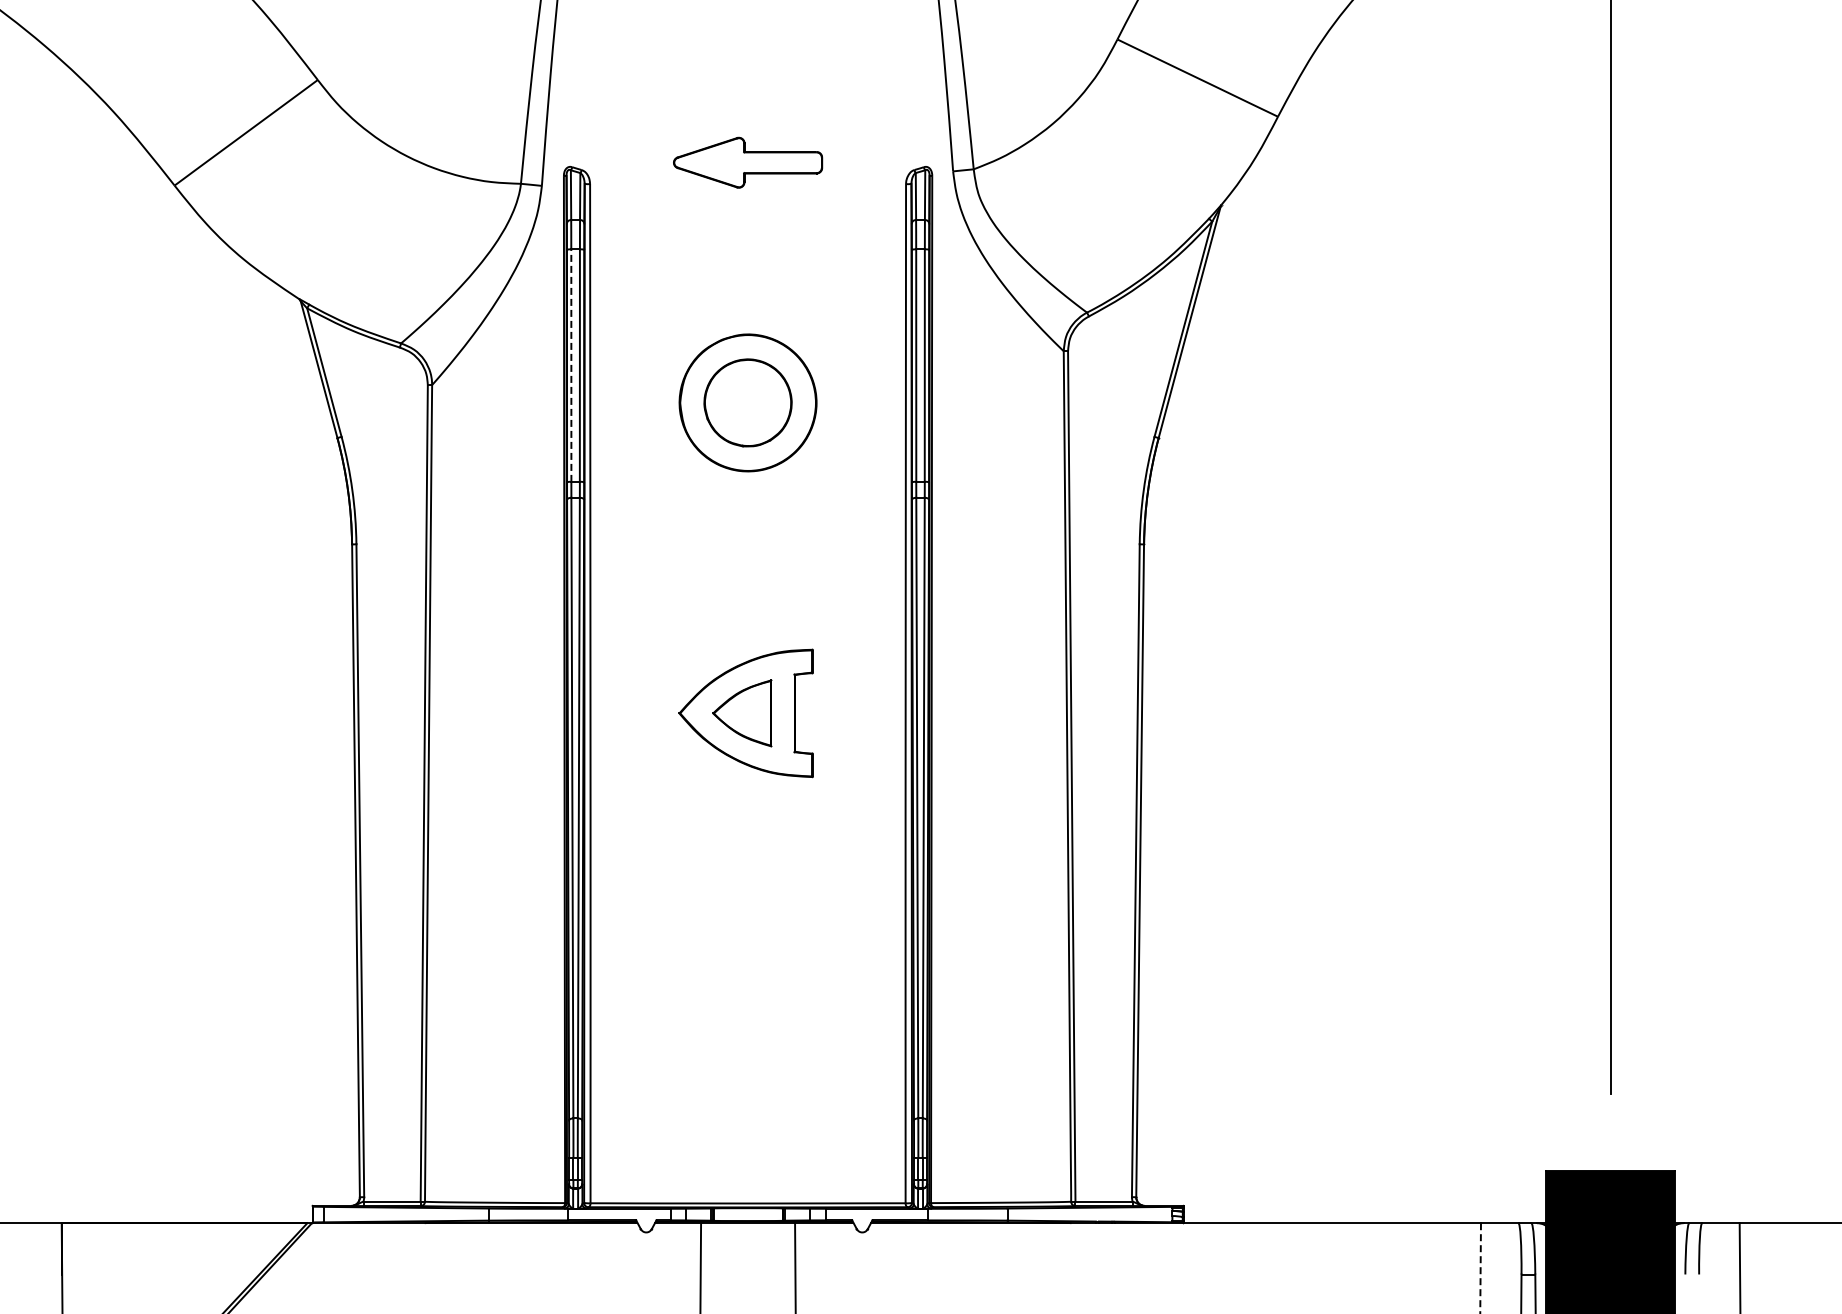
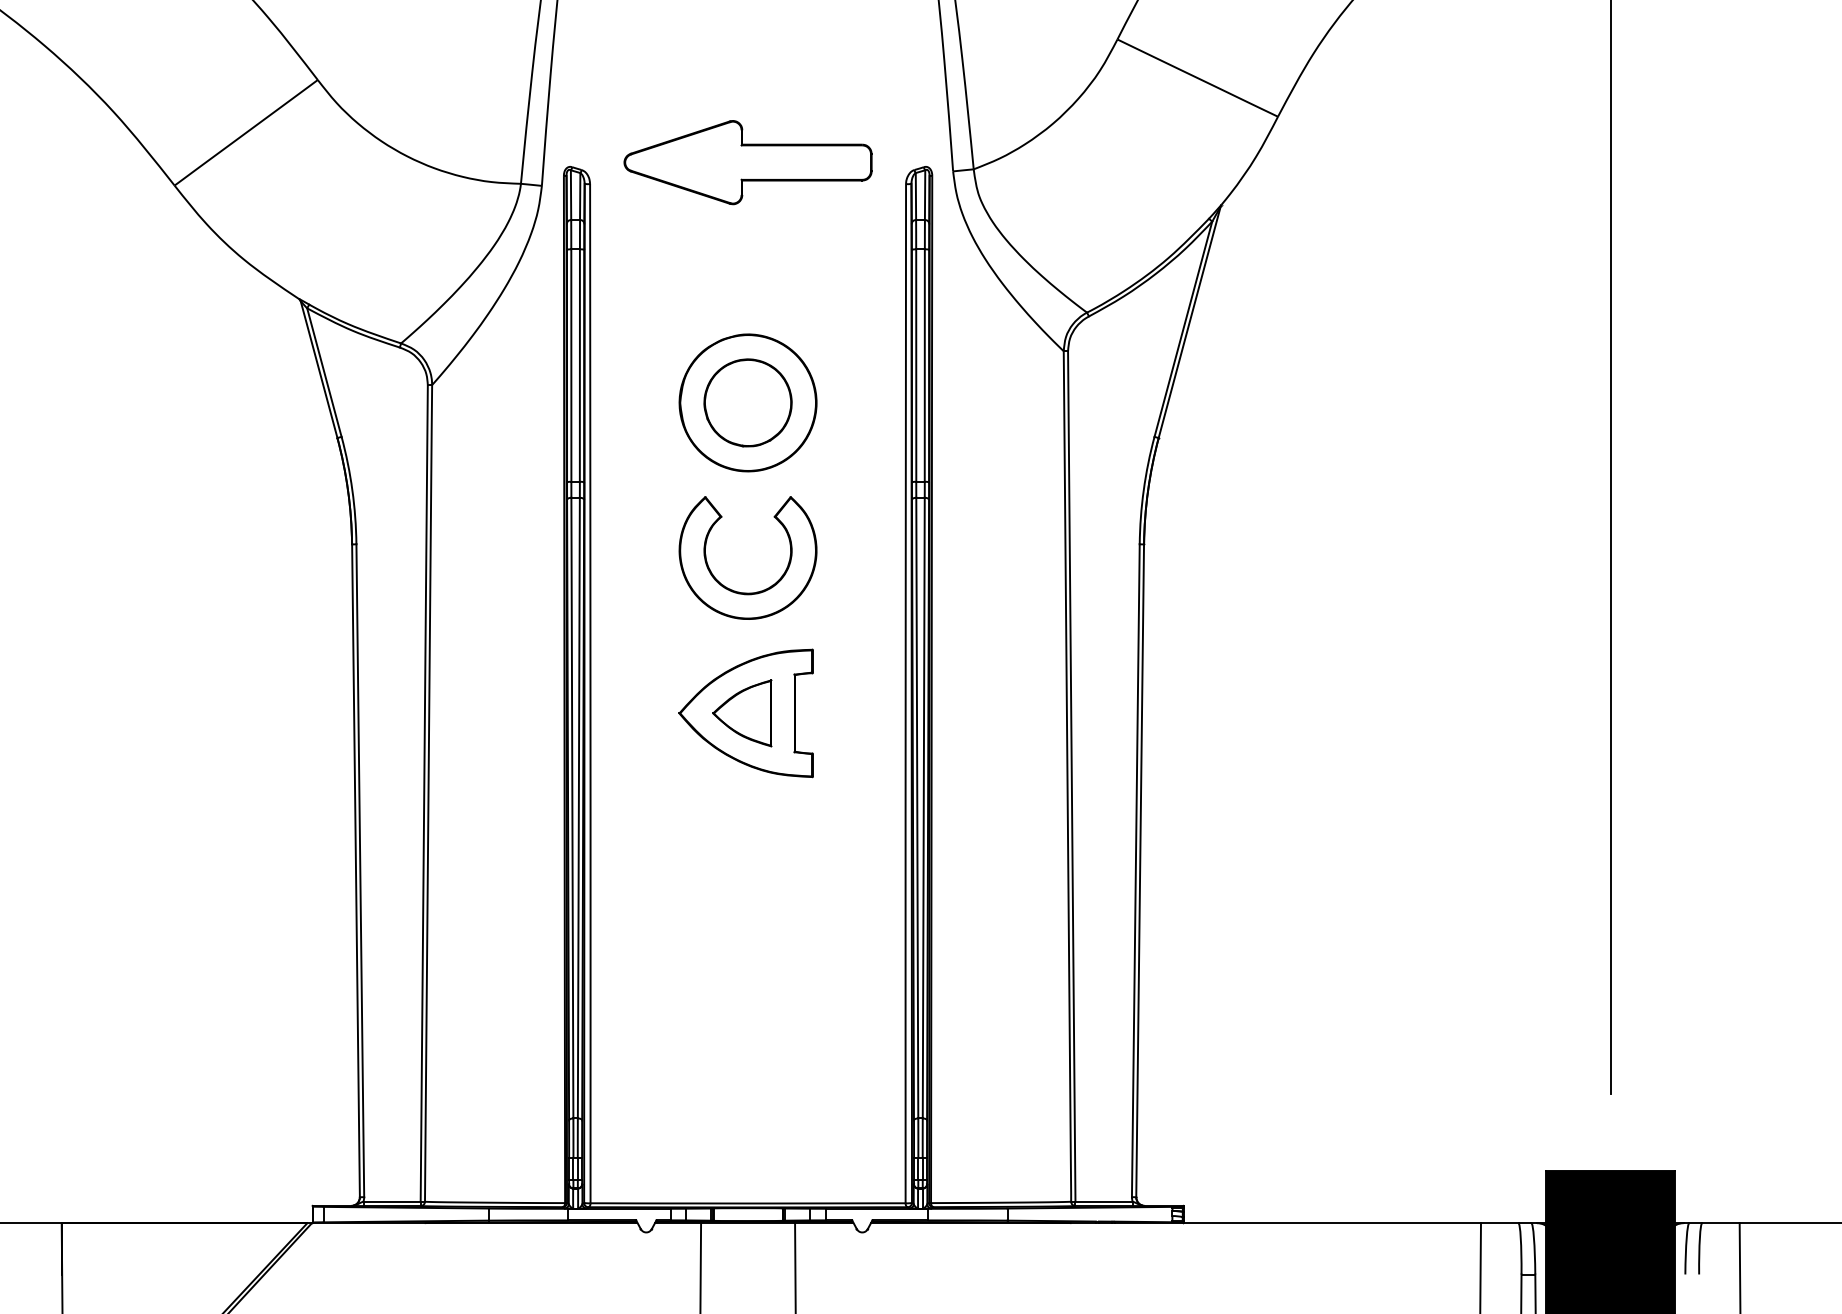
part size: 151x53 px -> 250x86 px (747, 162)
line: dashed -> solid (571, 365)
part: none -> present (739, 591)
line: dashed -> solid (1480, 1268)
